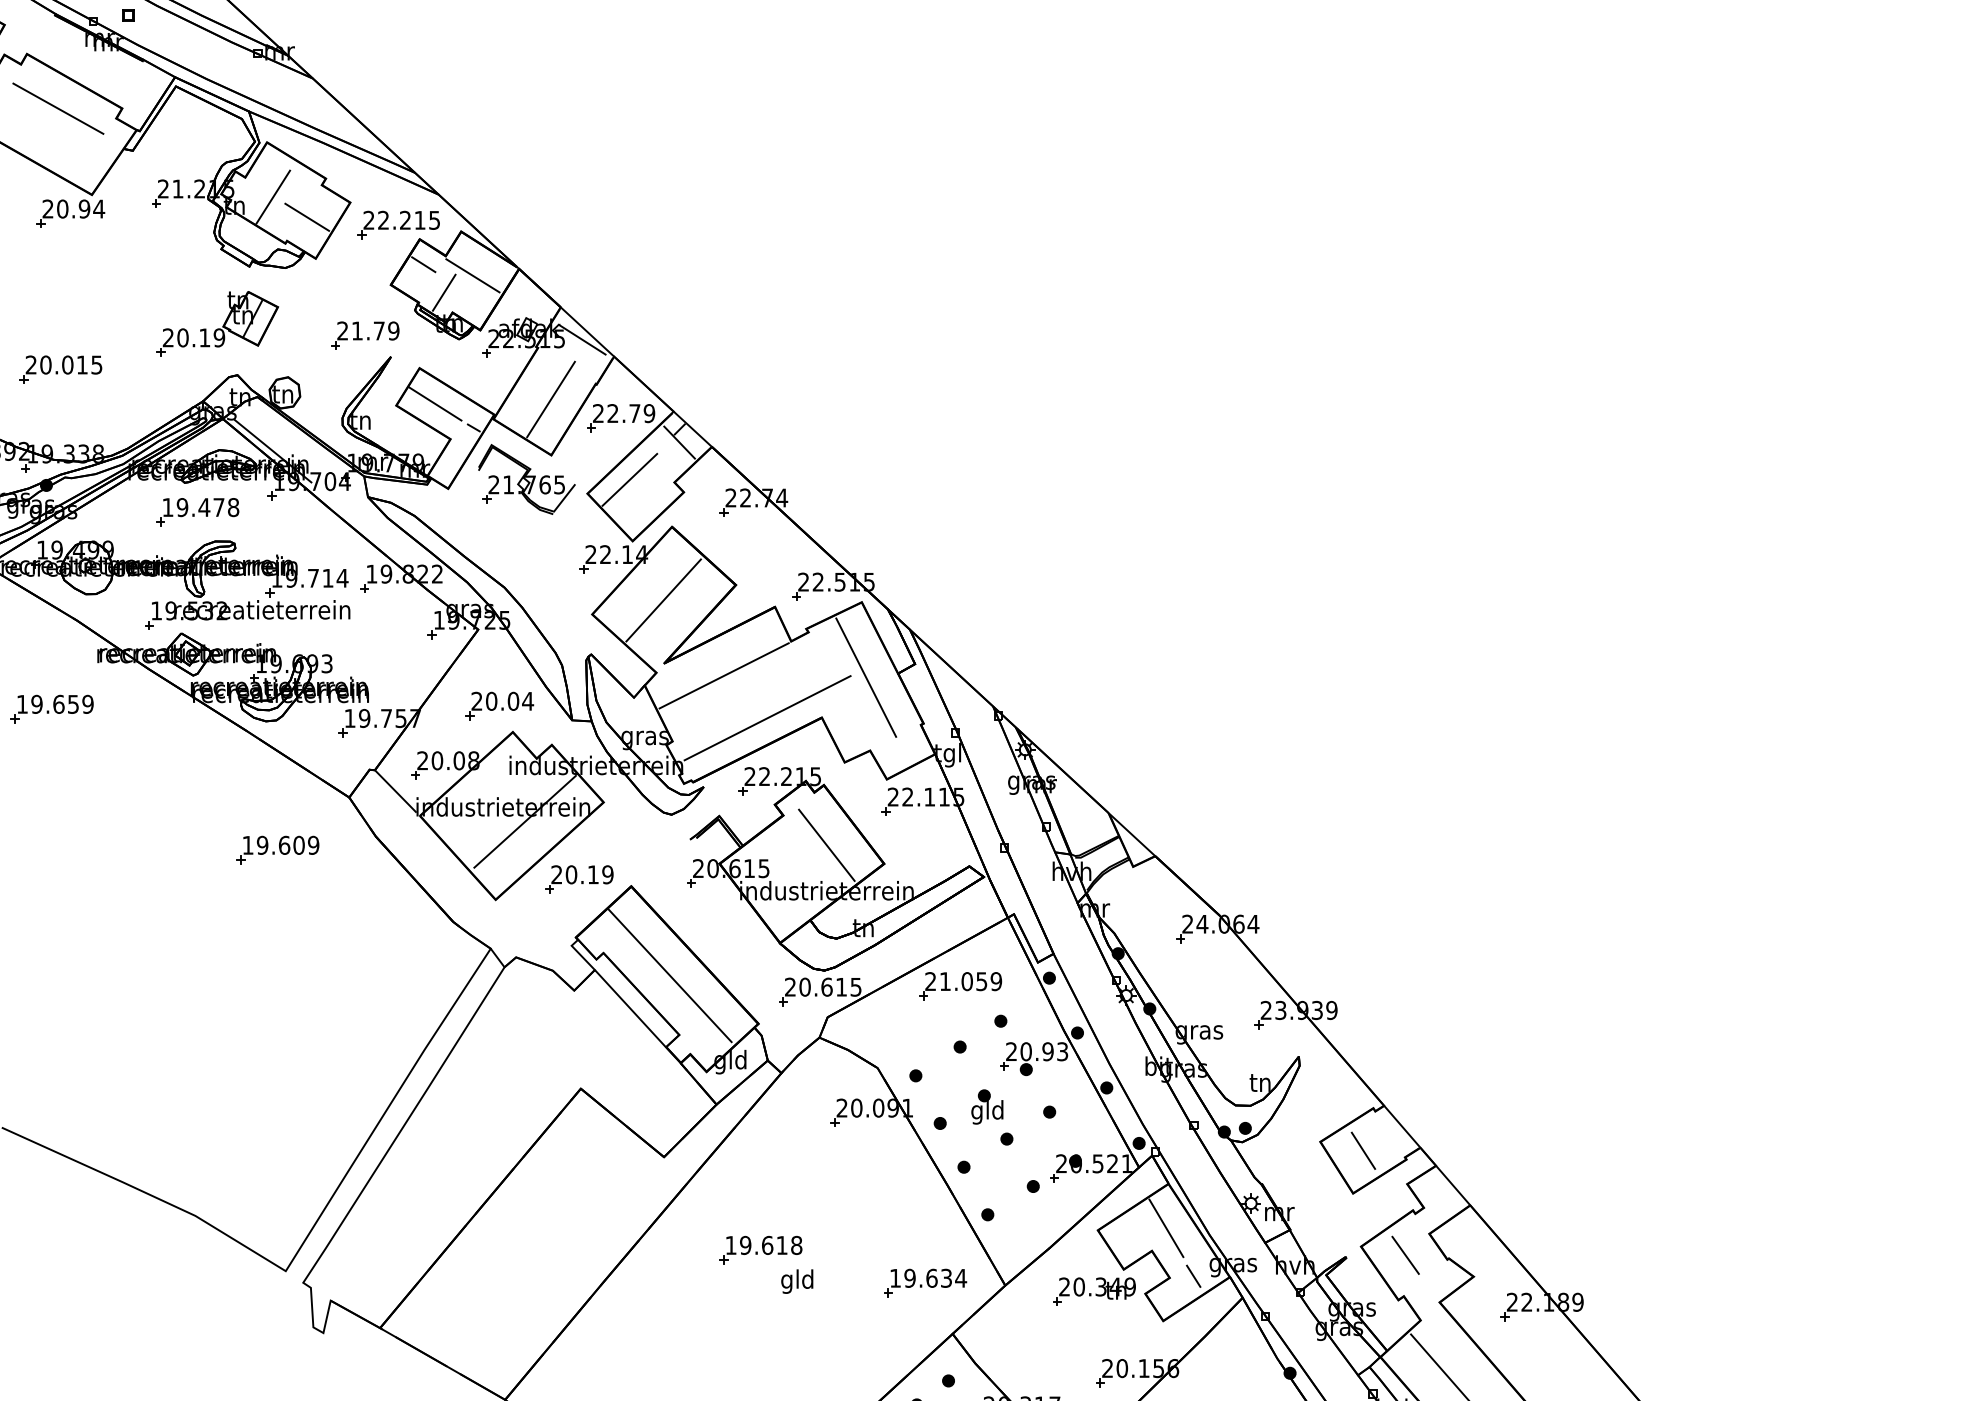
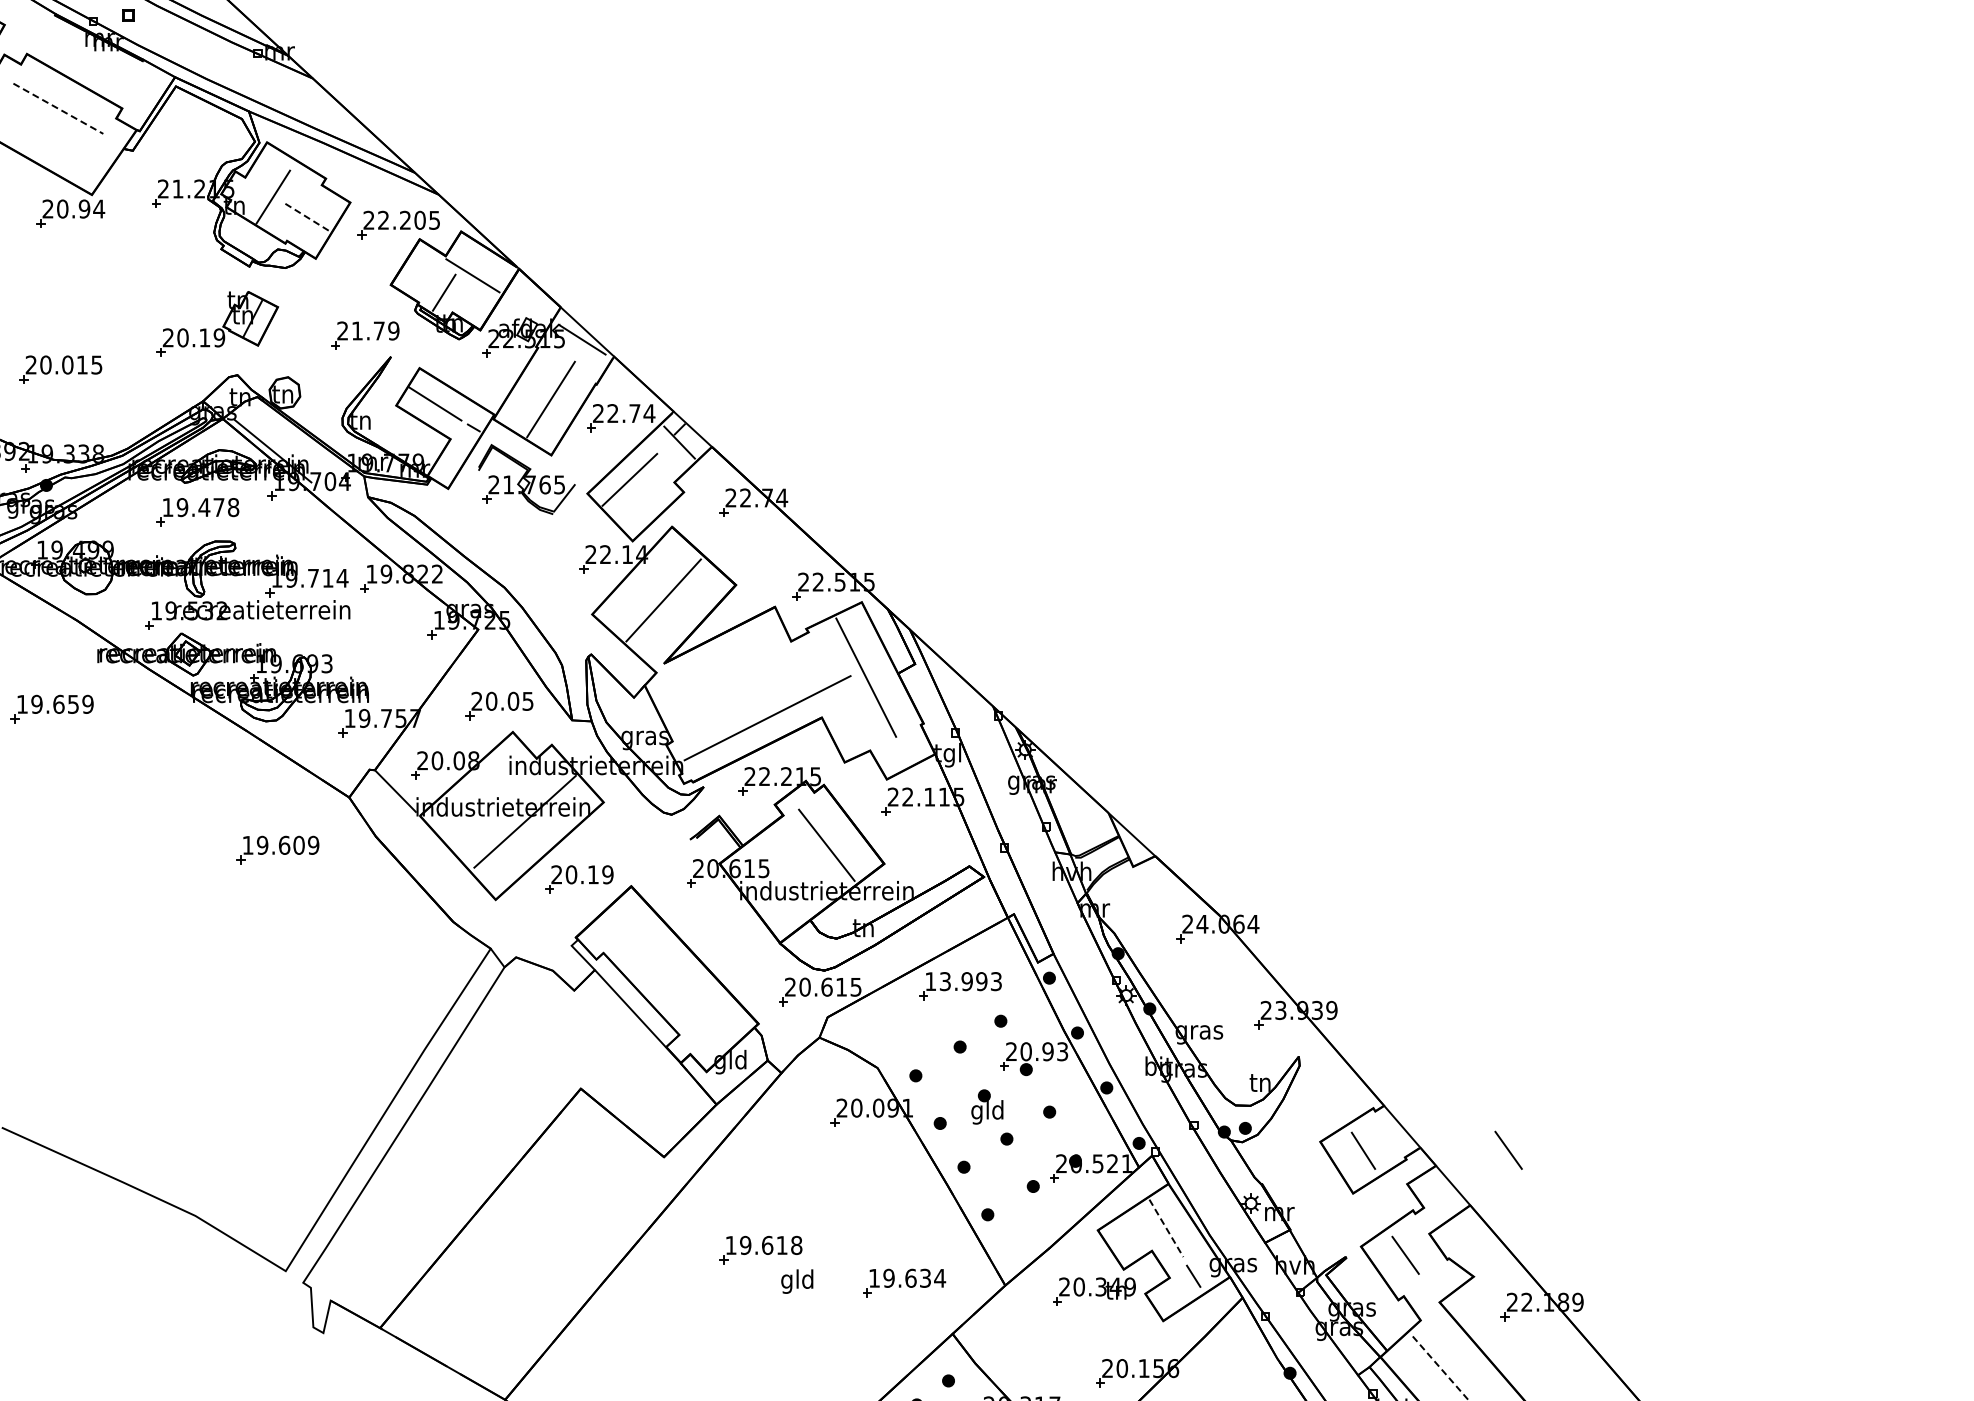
line: solid -> dashed (58, 108)
line: solid -> dashed (307, 217)
text: 22.215 -> 22.205 (419, 219)
line: present -> none (423, 264)
text: 22.79 -> 22.74 (649, 413)
line: present -> none (723, 675)
text: 20.04 -> 20.05 (528, 701)
line: present -> none (669, 975)
text: 21.059 -> 13.993 (963, 981)
line: none -> present (1508, 1149)
line: solid -> dashed (1166, 1228)
part position: (925, 1282) -> (904, 1282) (904, 1282)
line: solid -> dashed (1439, 1367)
